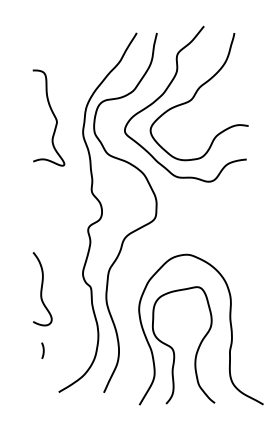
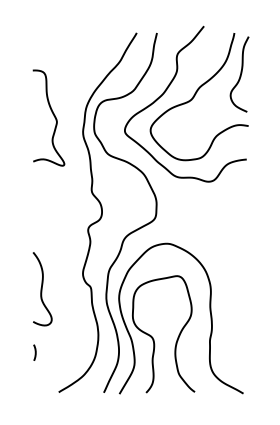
curve: none -> present (240, 74)
part position: (206, 332) -> (186, 321) (186, 321)
line position: (42, 350) -> (34, 352) (34, 352)
